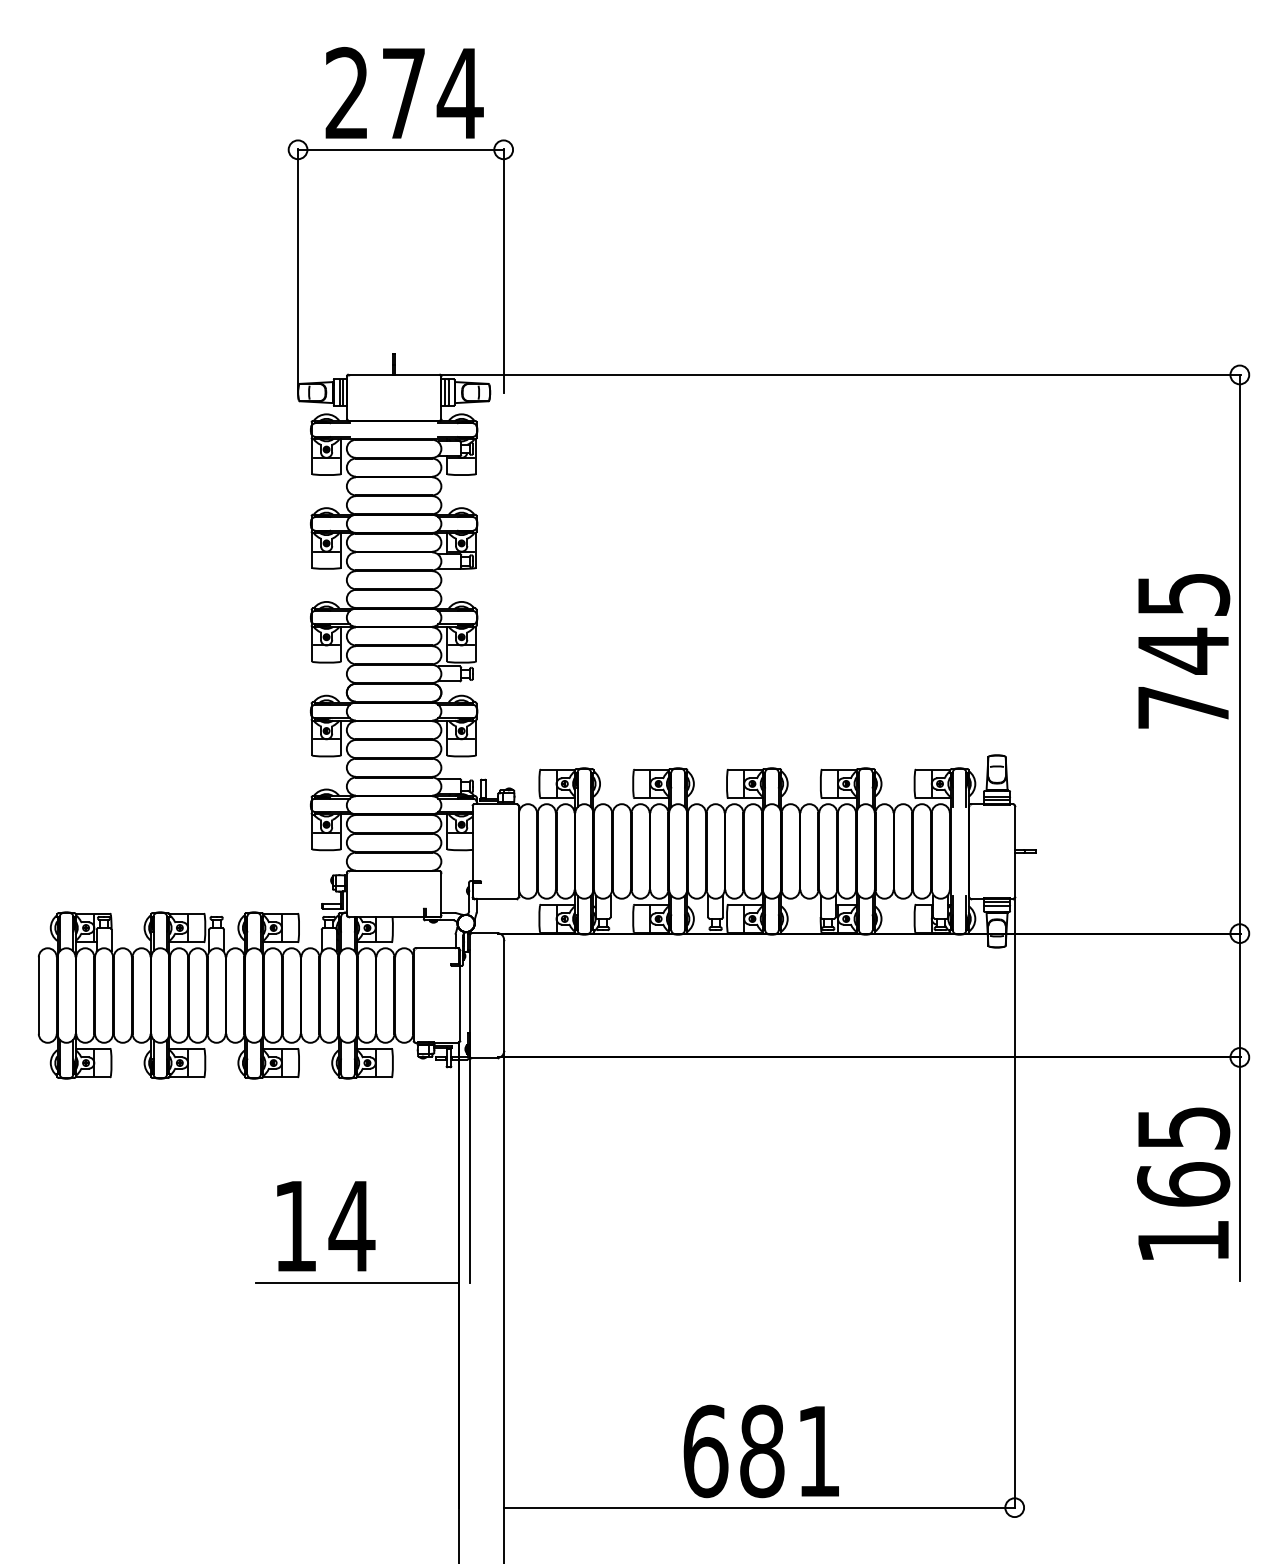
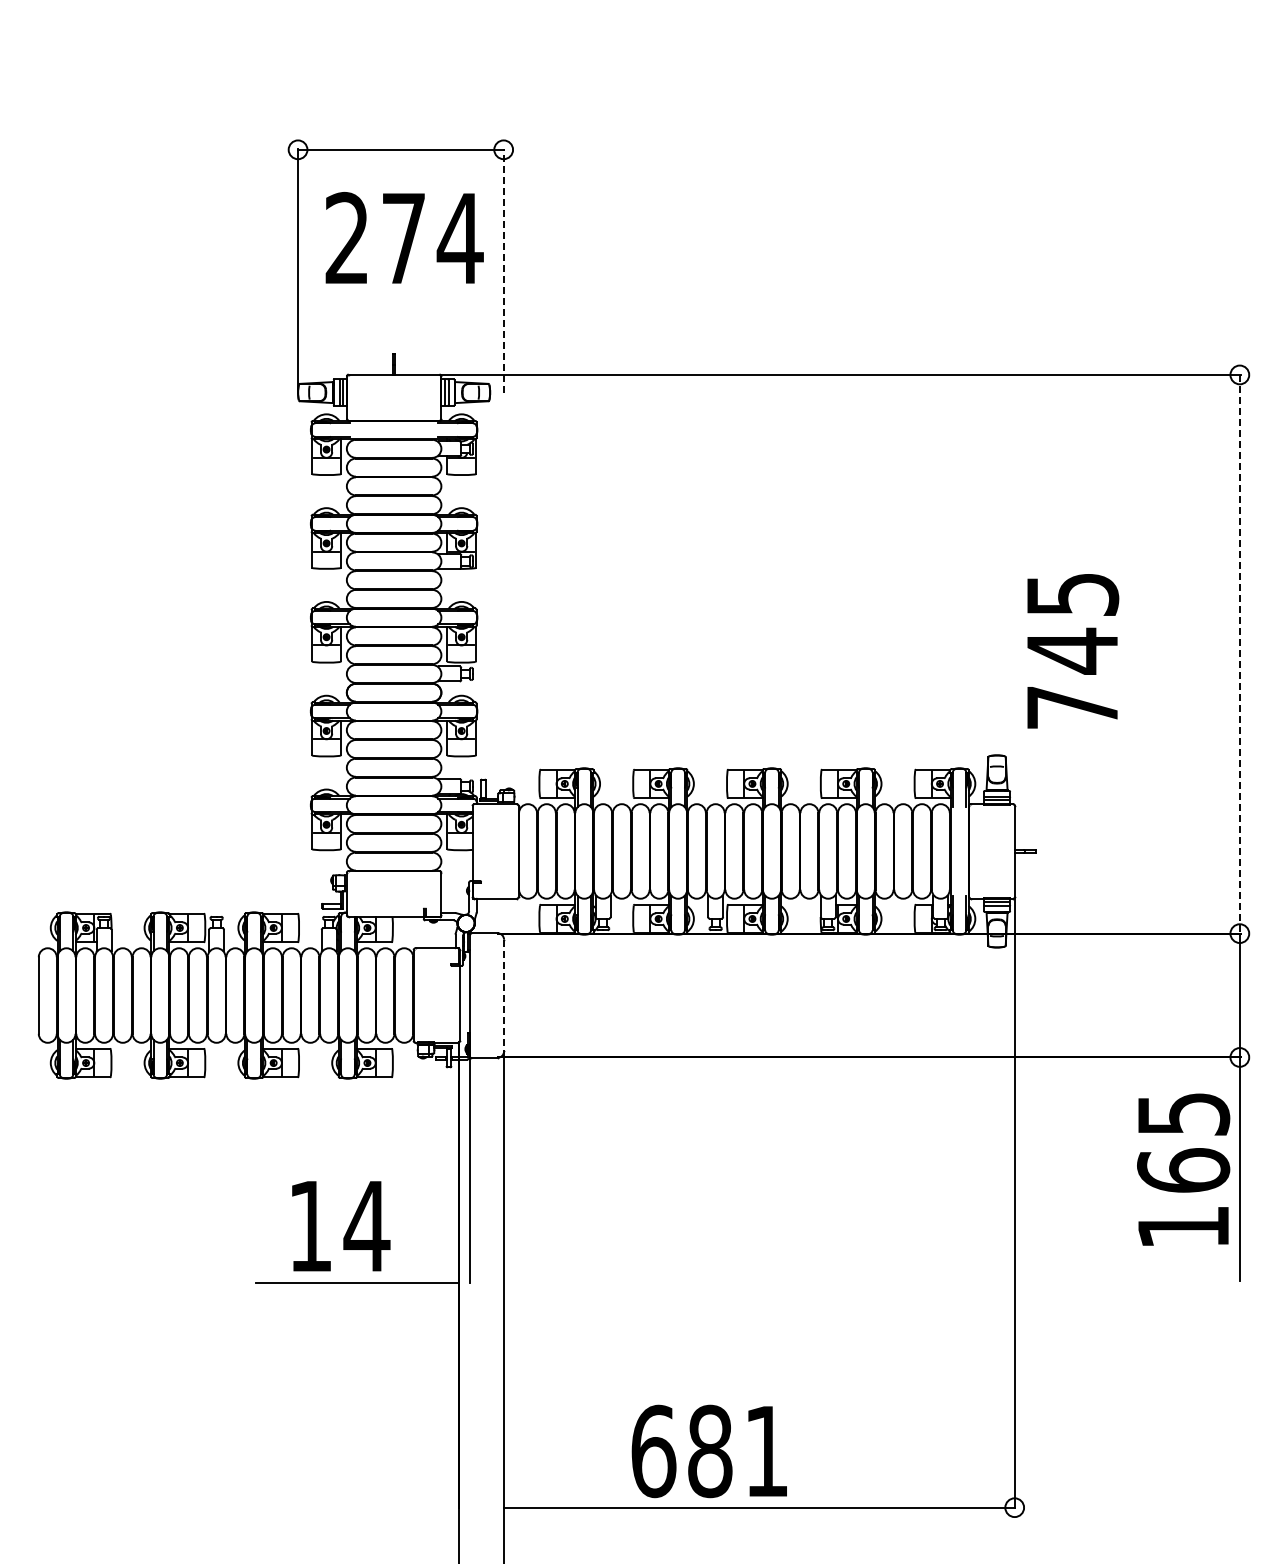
text position: (404, 92) -> (404, 237) (404, 237)
line: solid -> dashed (503, 270)
text position: (1184, 651) -> (1073, 651) (1073, 651)
line: solid -> dashed (1239, 654)
line: solid -> dashed (504, 995)
text position: (1183, 1183) -> (1183, 1169) (1183, 1169)
text position: (326, 1226) -> (341, 1226) (341, 1226)
text position: (760, 1451) -> (708, 1451) (708, 1451)
